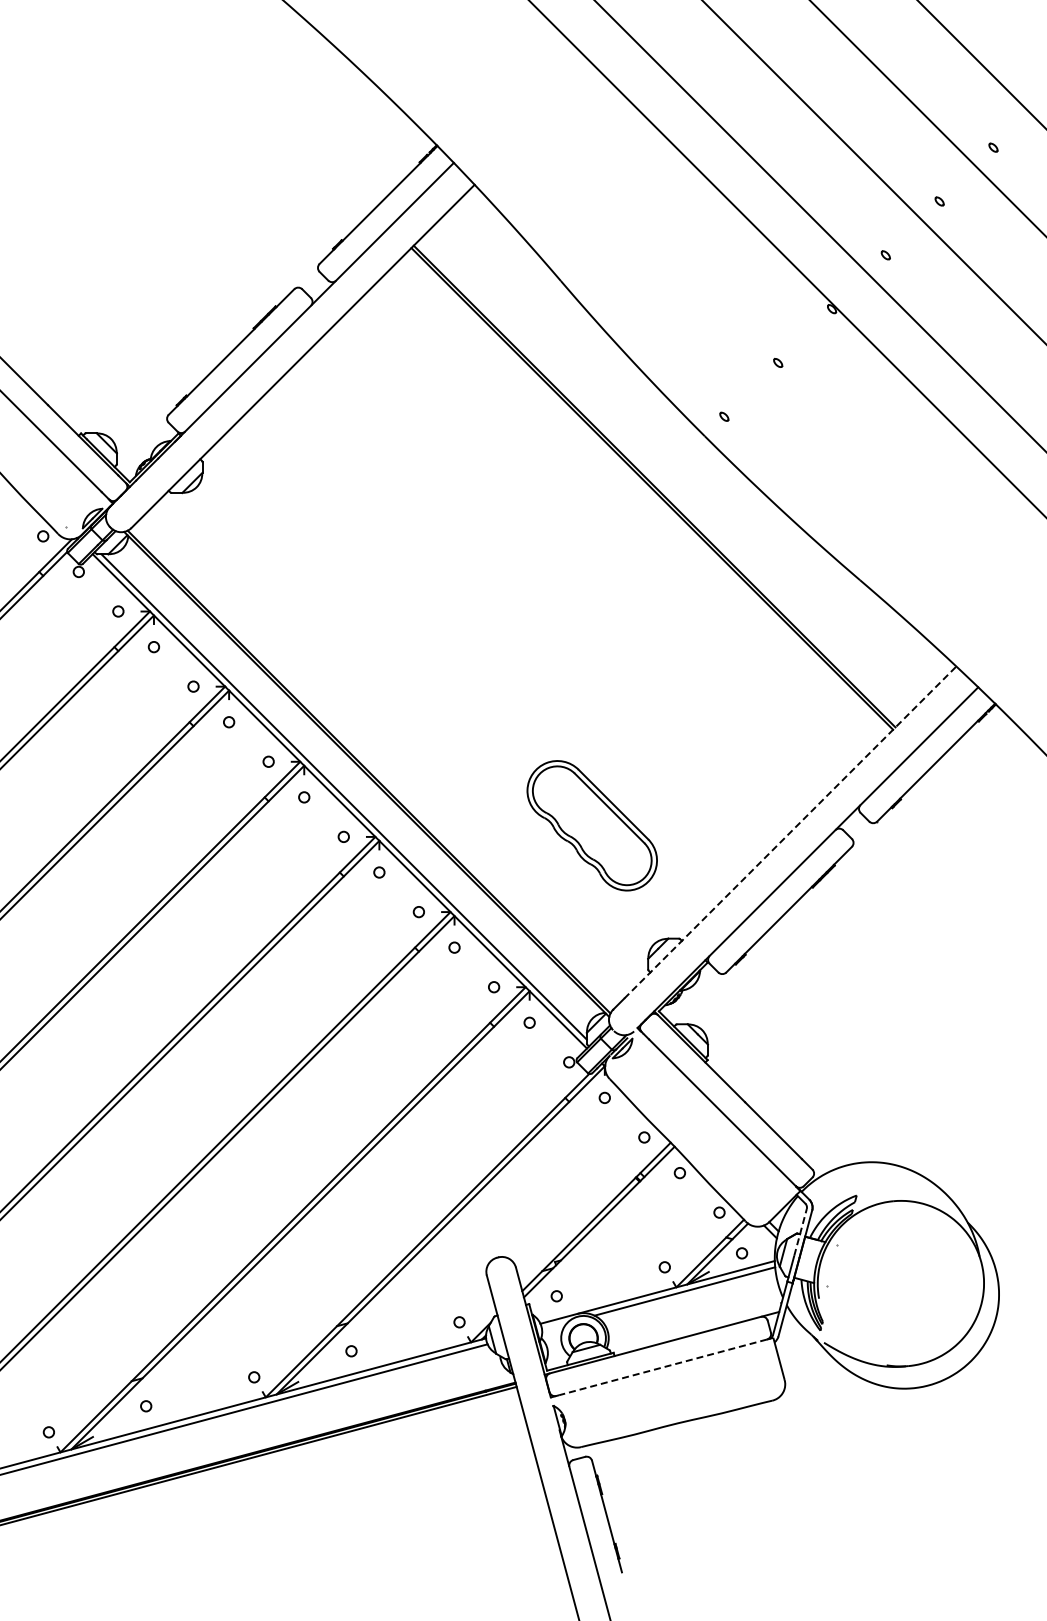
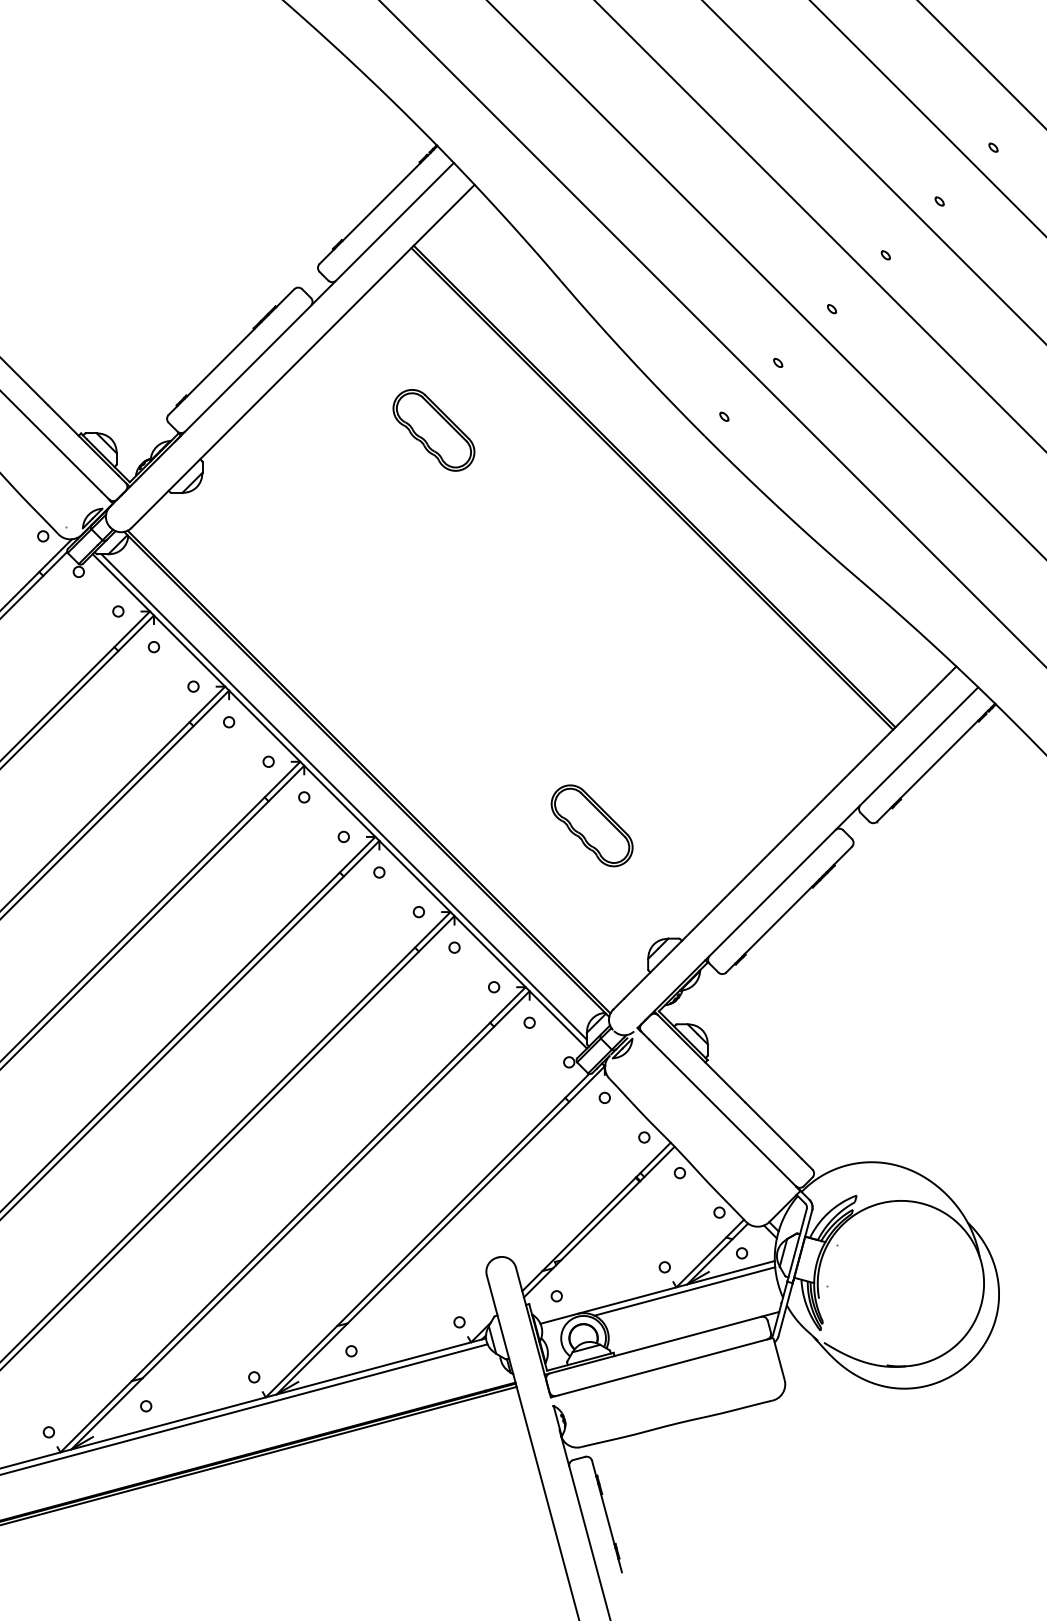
line position: (787, 258) -> (765, 279) (765, 279)
line: none -> present (712, 333)
part: none -> present (433, 430)
part size: 132x132 px -> 84x84 px (591, 825)
line: dashed -> solid (790, 832)
line: dashed -> solid (800, 1231)
line: dashed -> solid (663, 1367)
